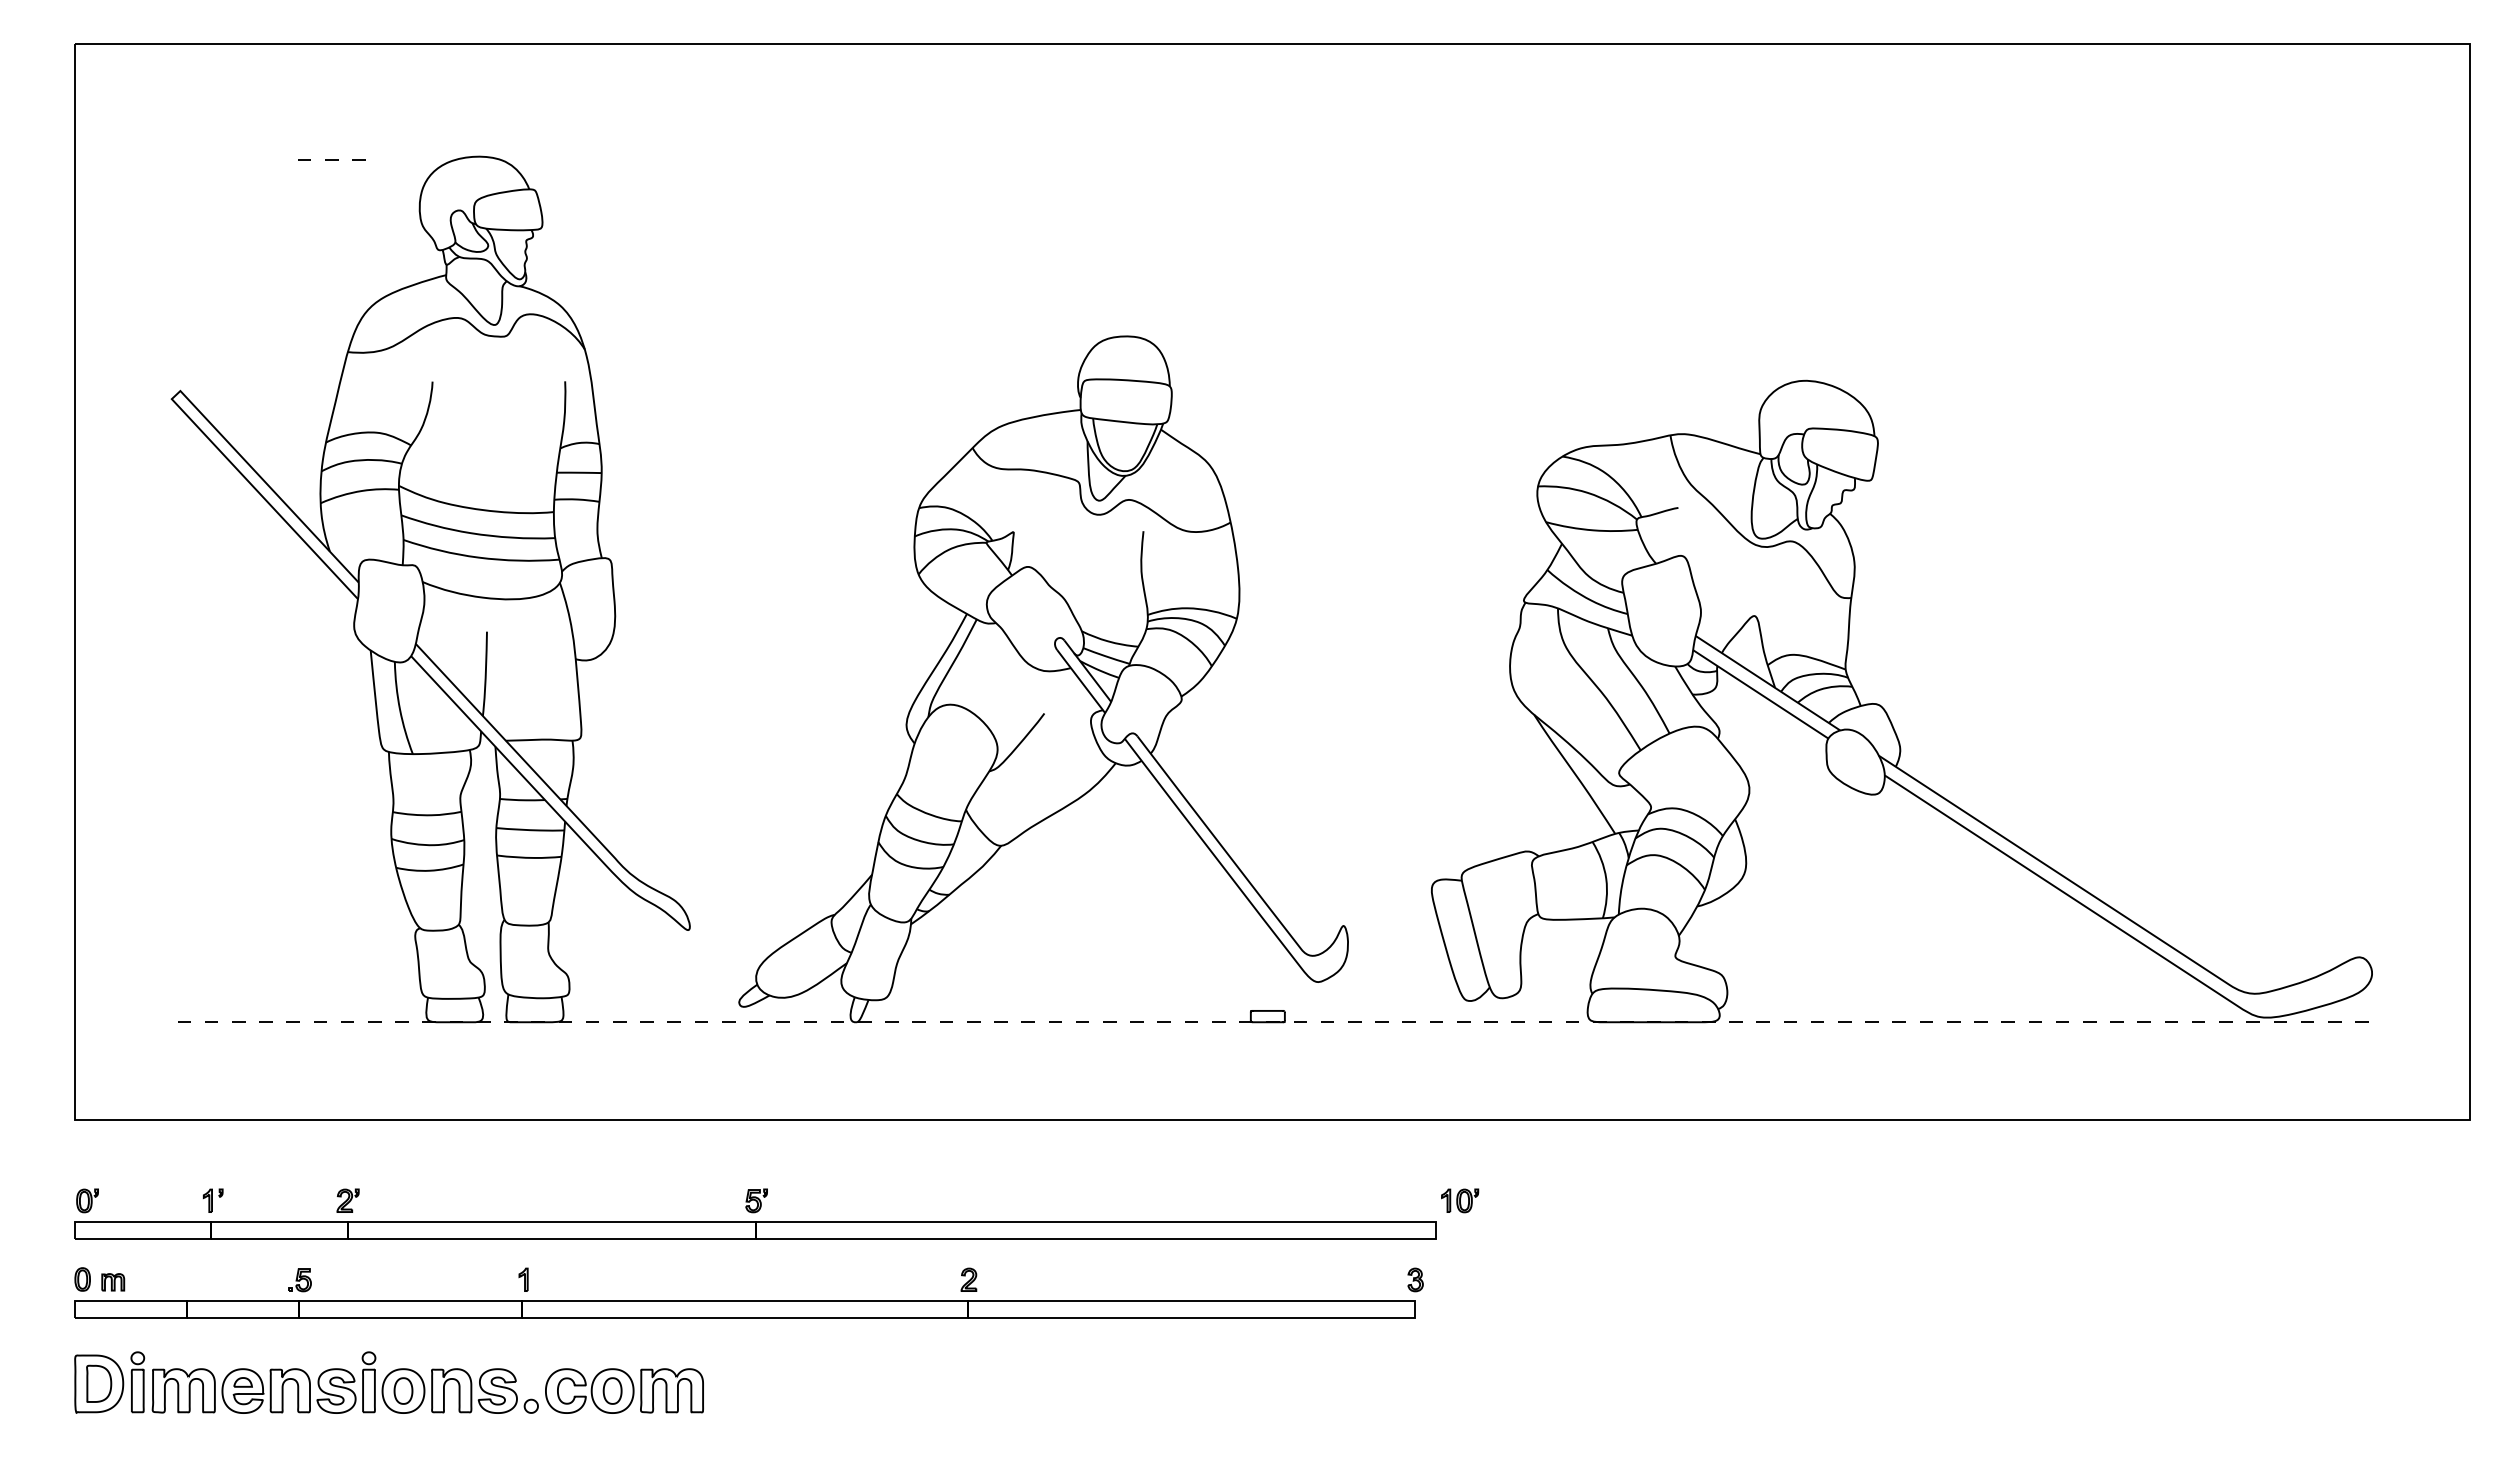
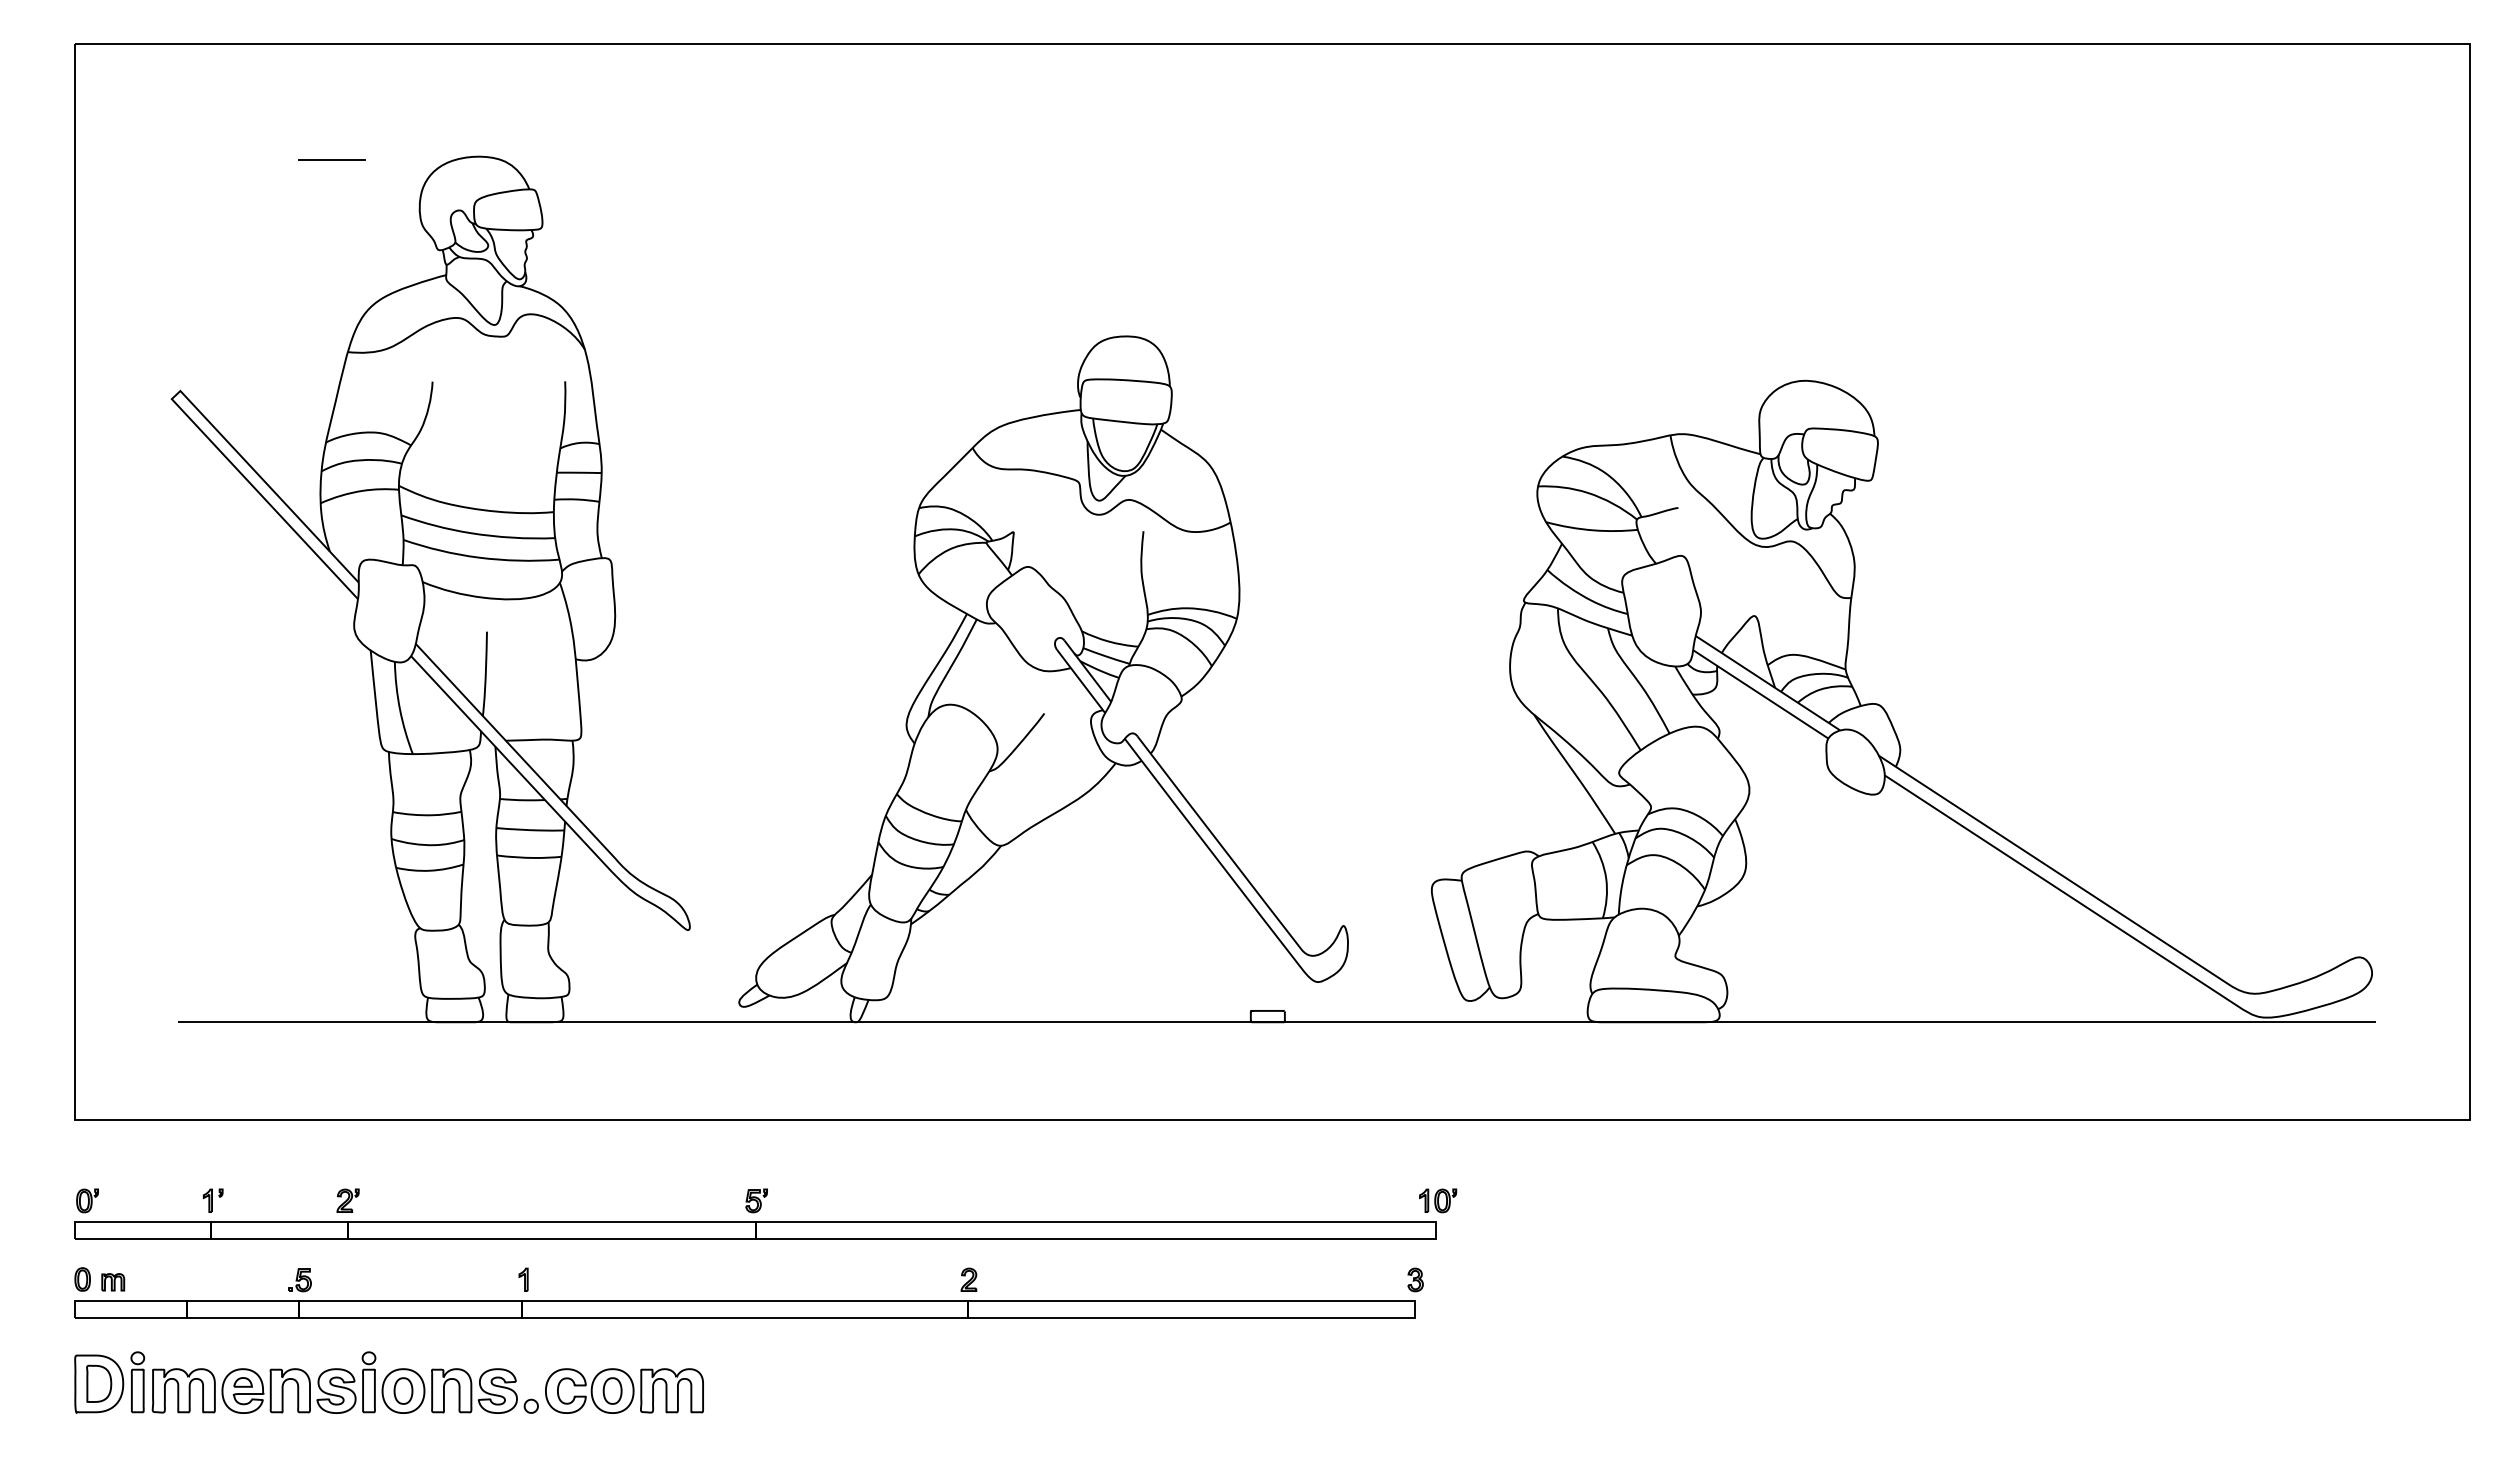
line: dashed -> solid (332, 160)
line: dashed -> solid (1277, 1022)
part position: (1460, 1200) -> (1438, 1200) (1438, 1200)
